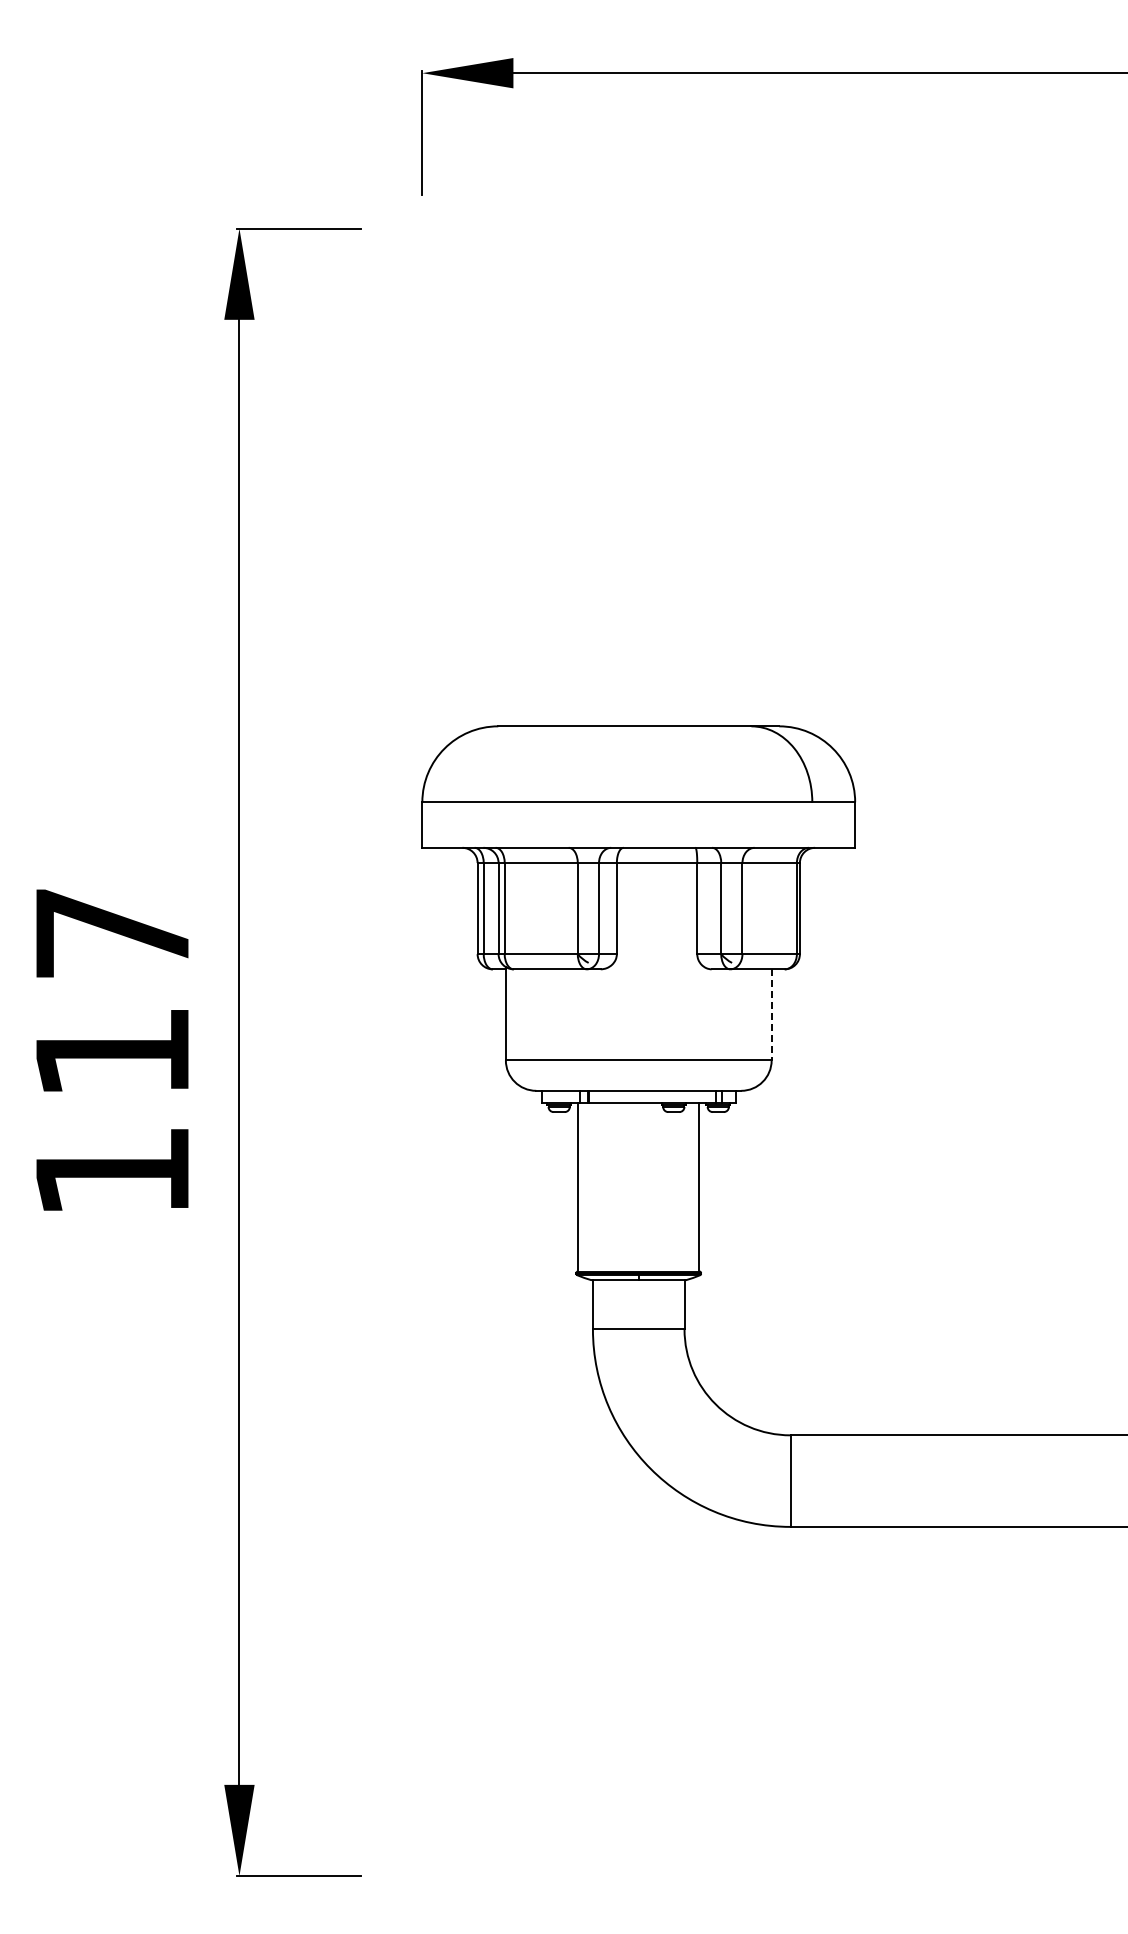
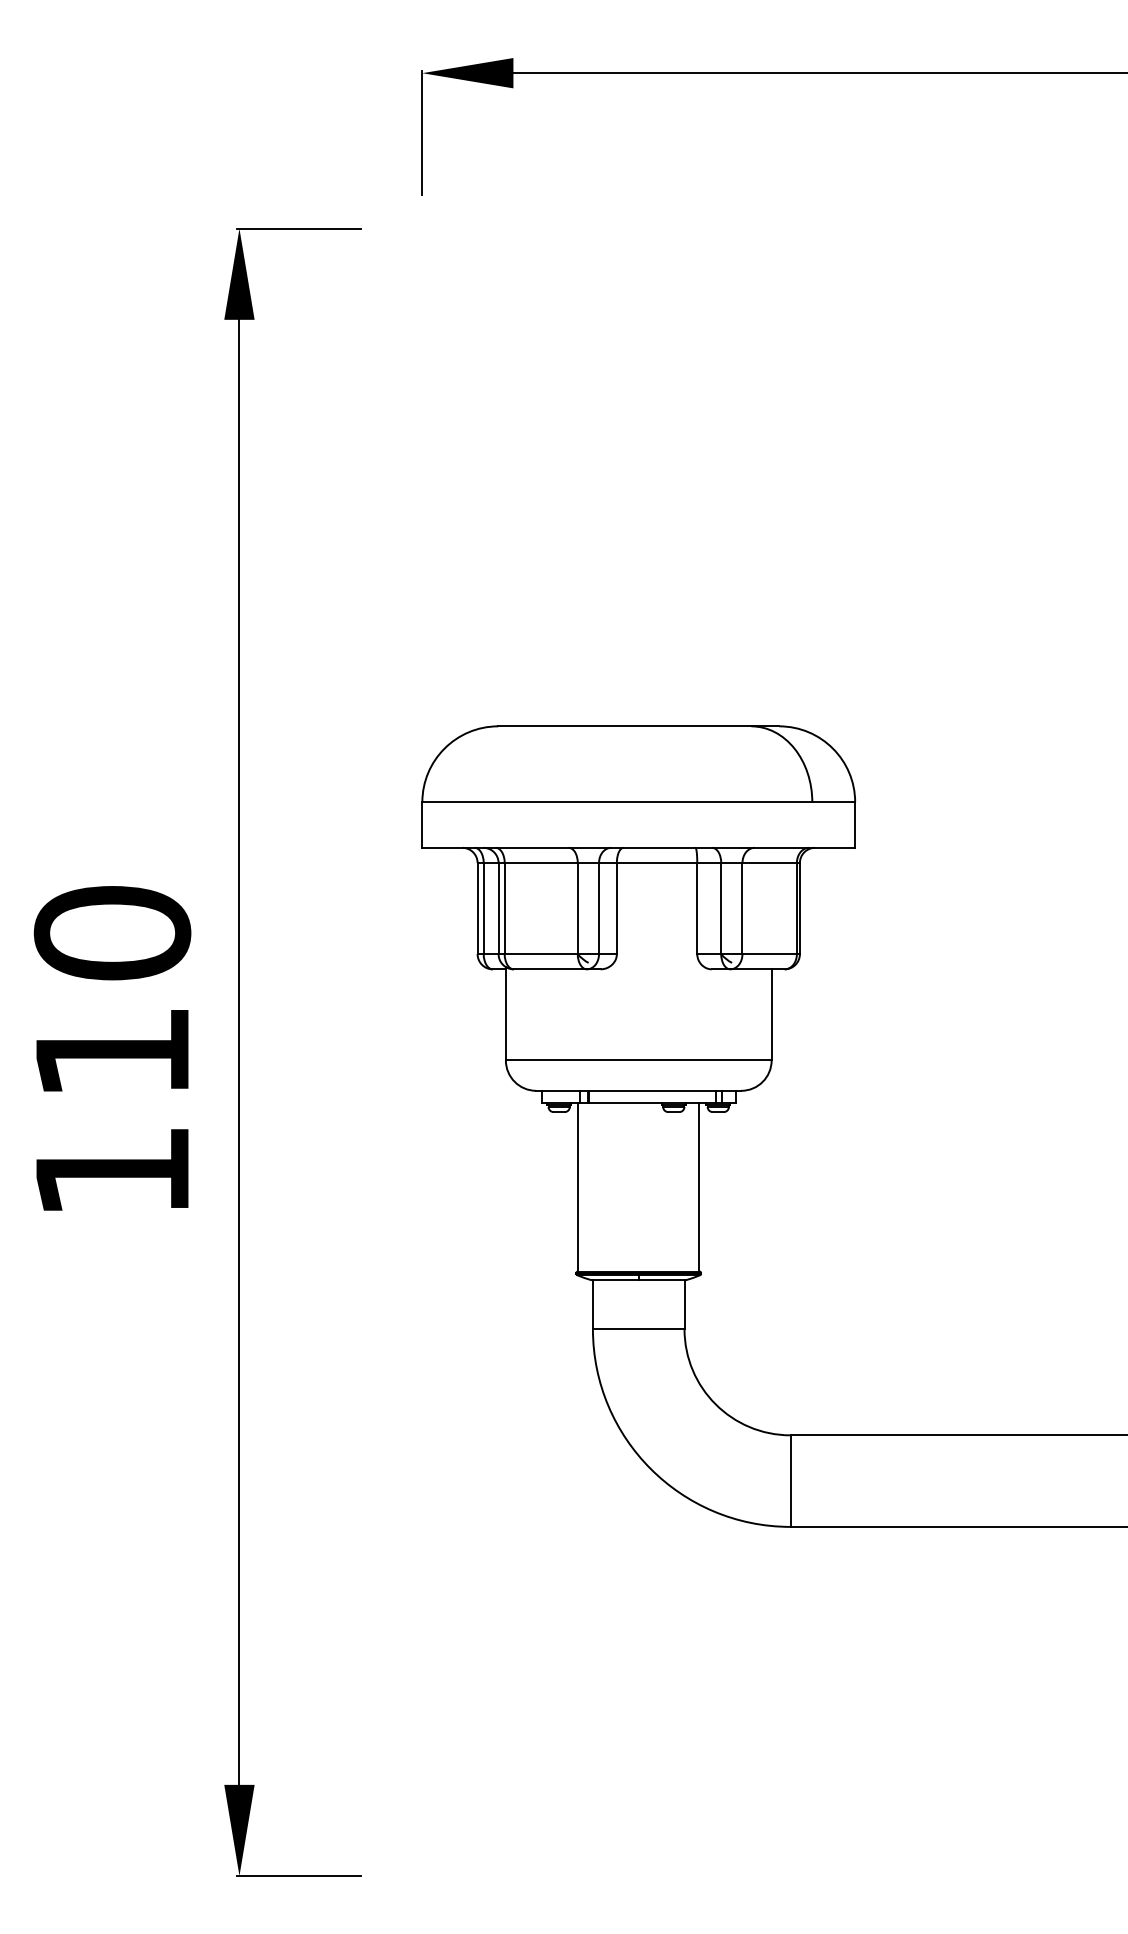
text: 117 -> 110 (112, 933)
line: dashed -> solid (771, 1014)
